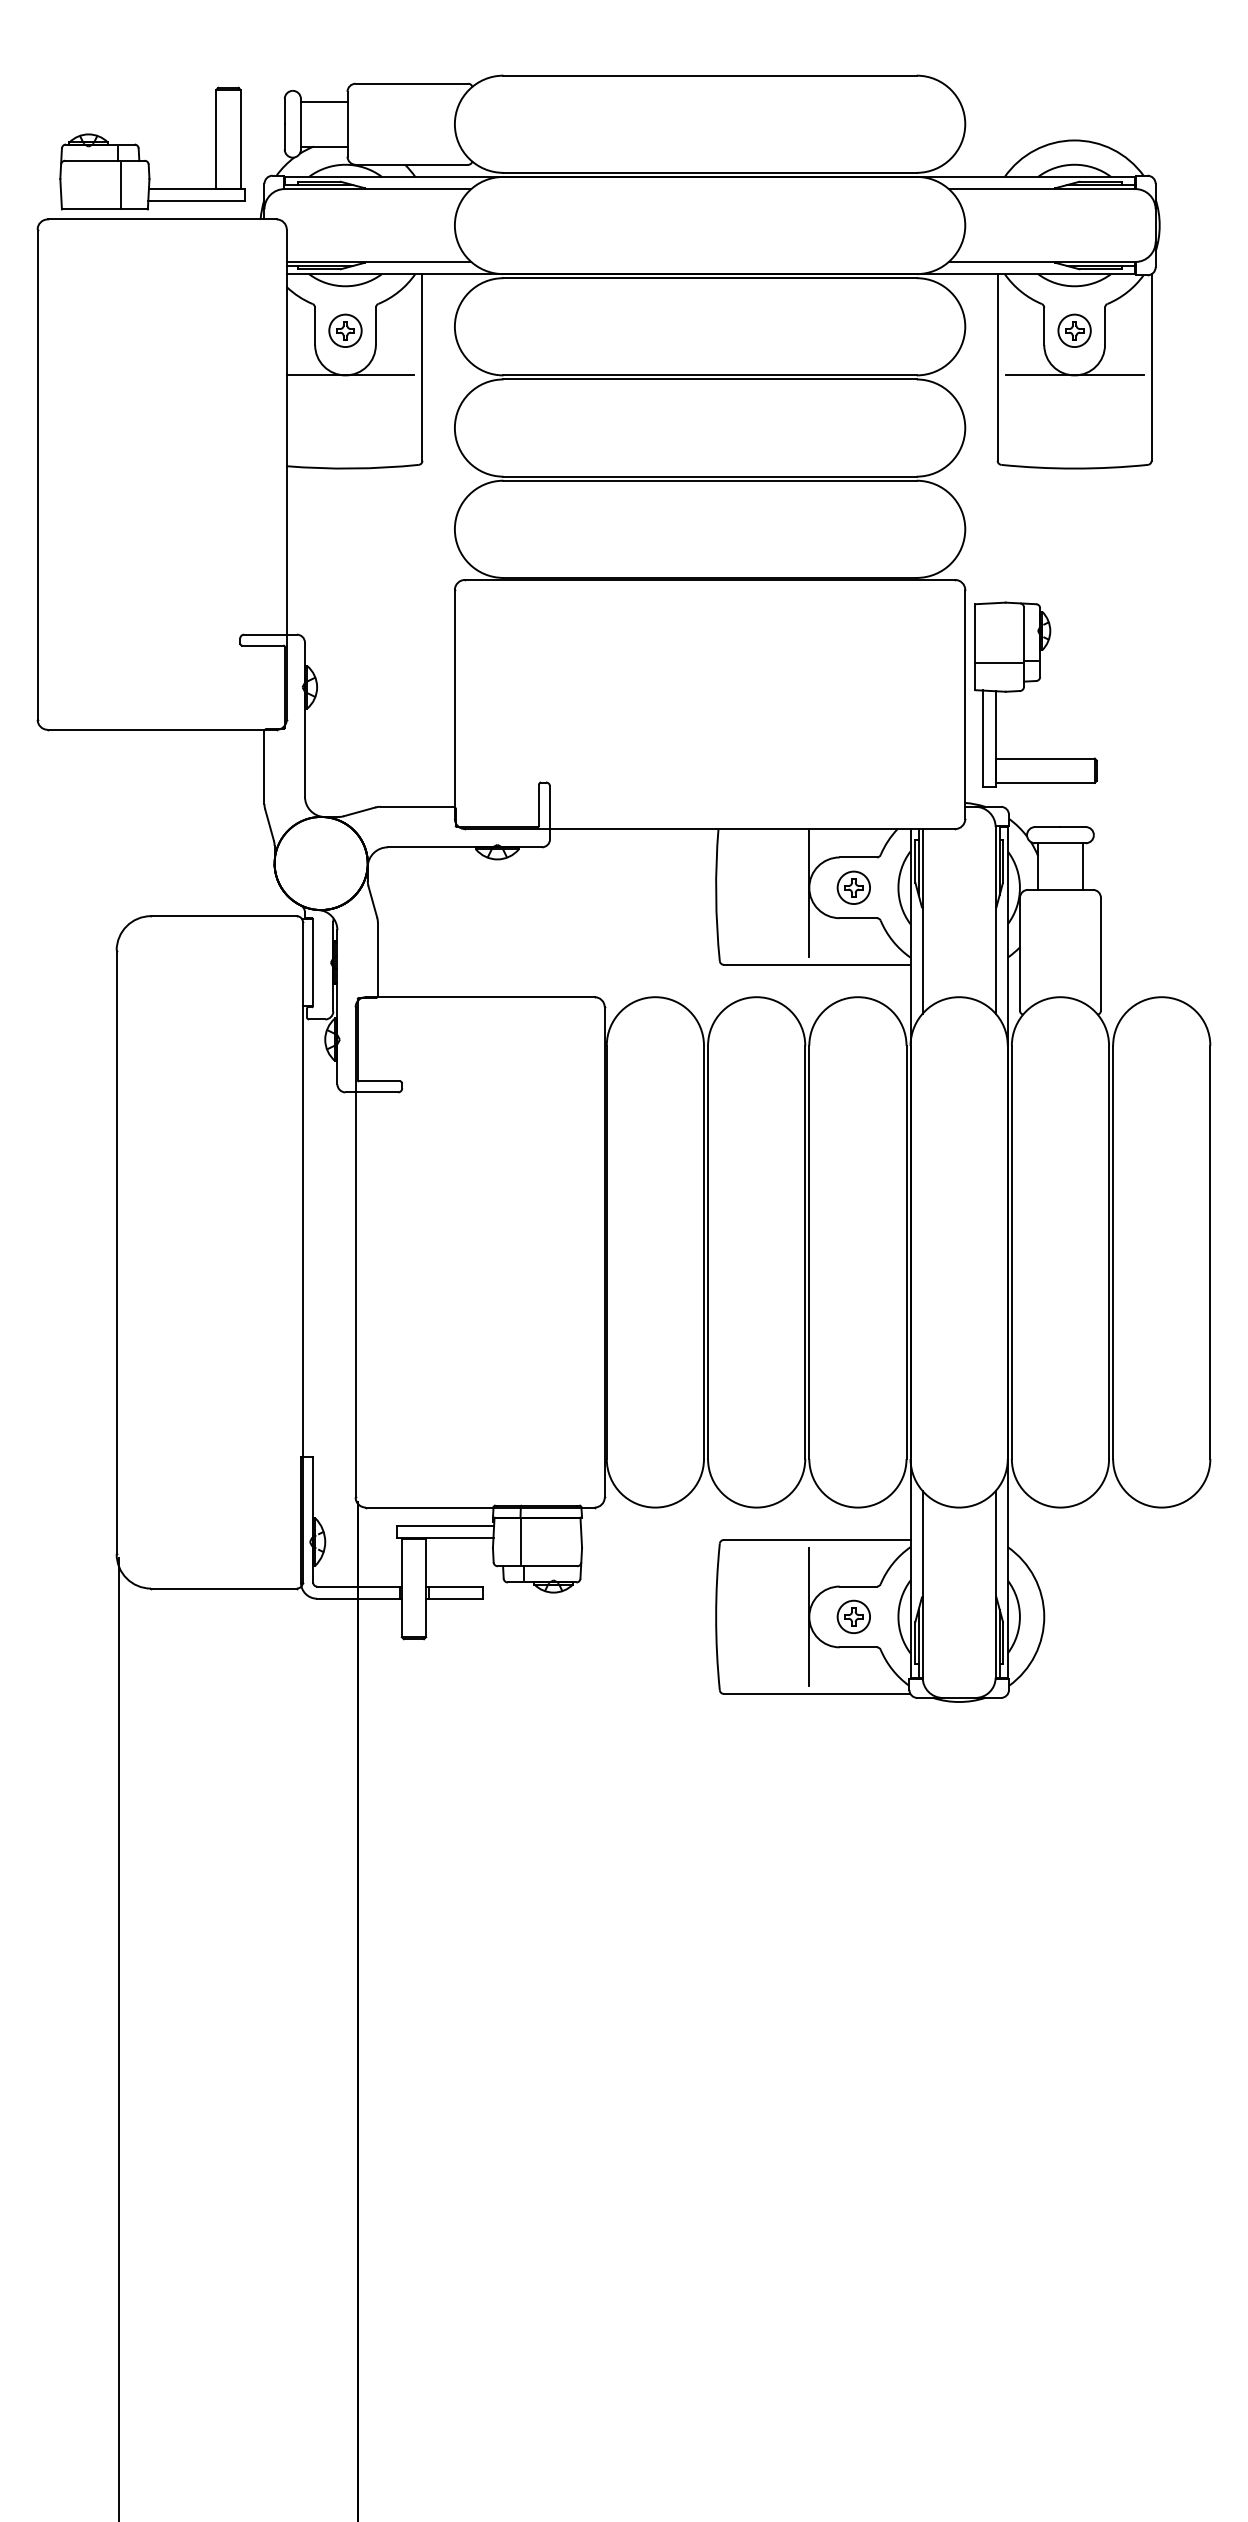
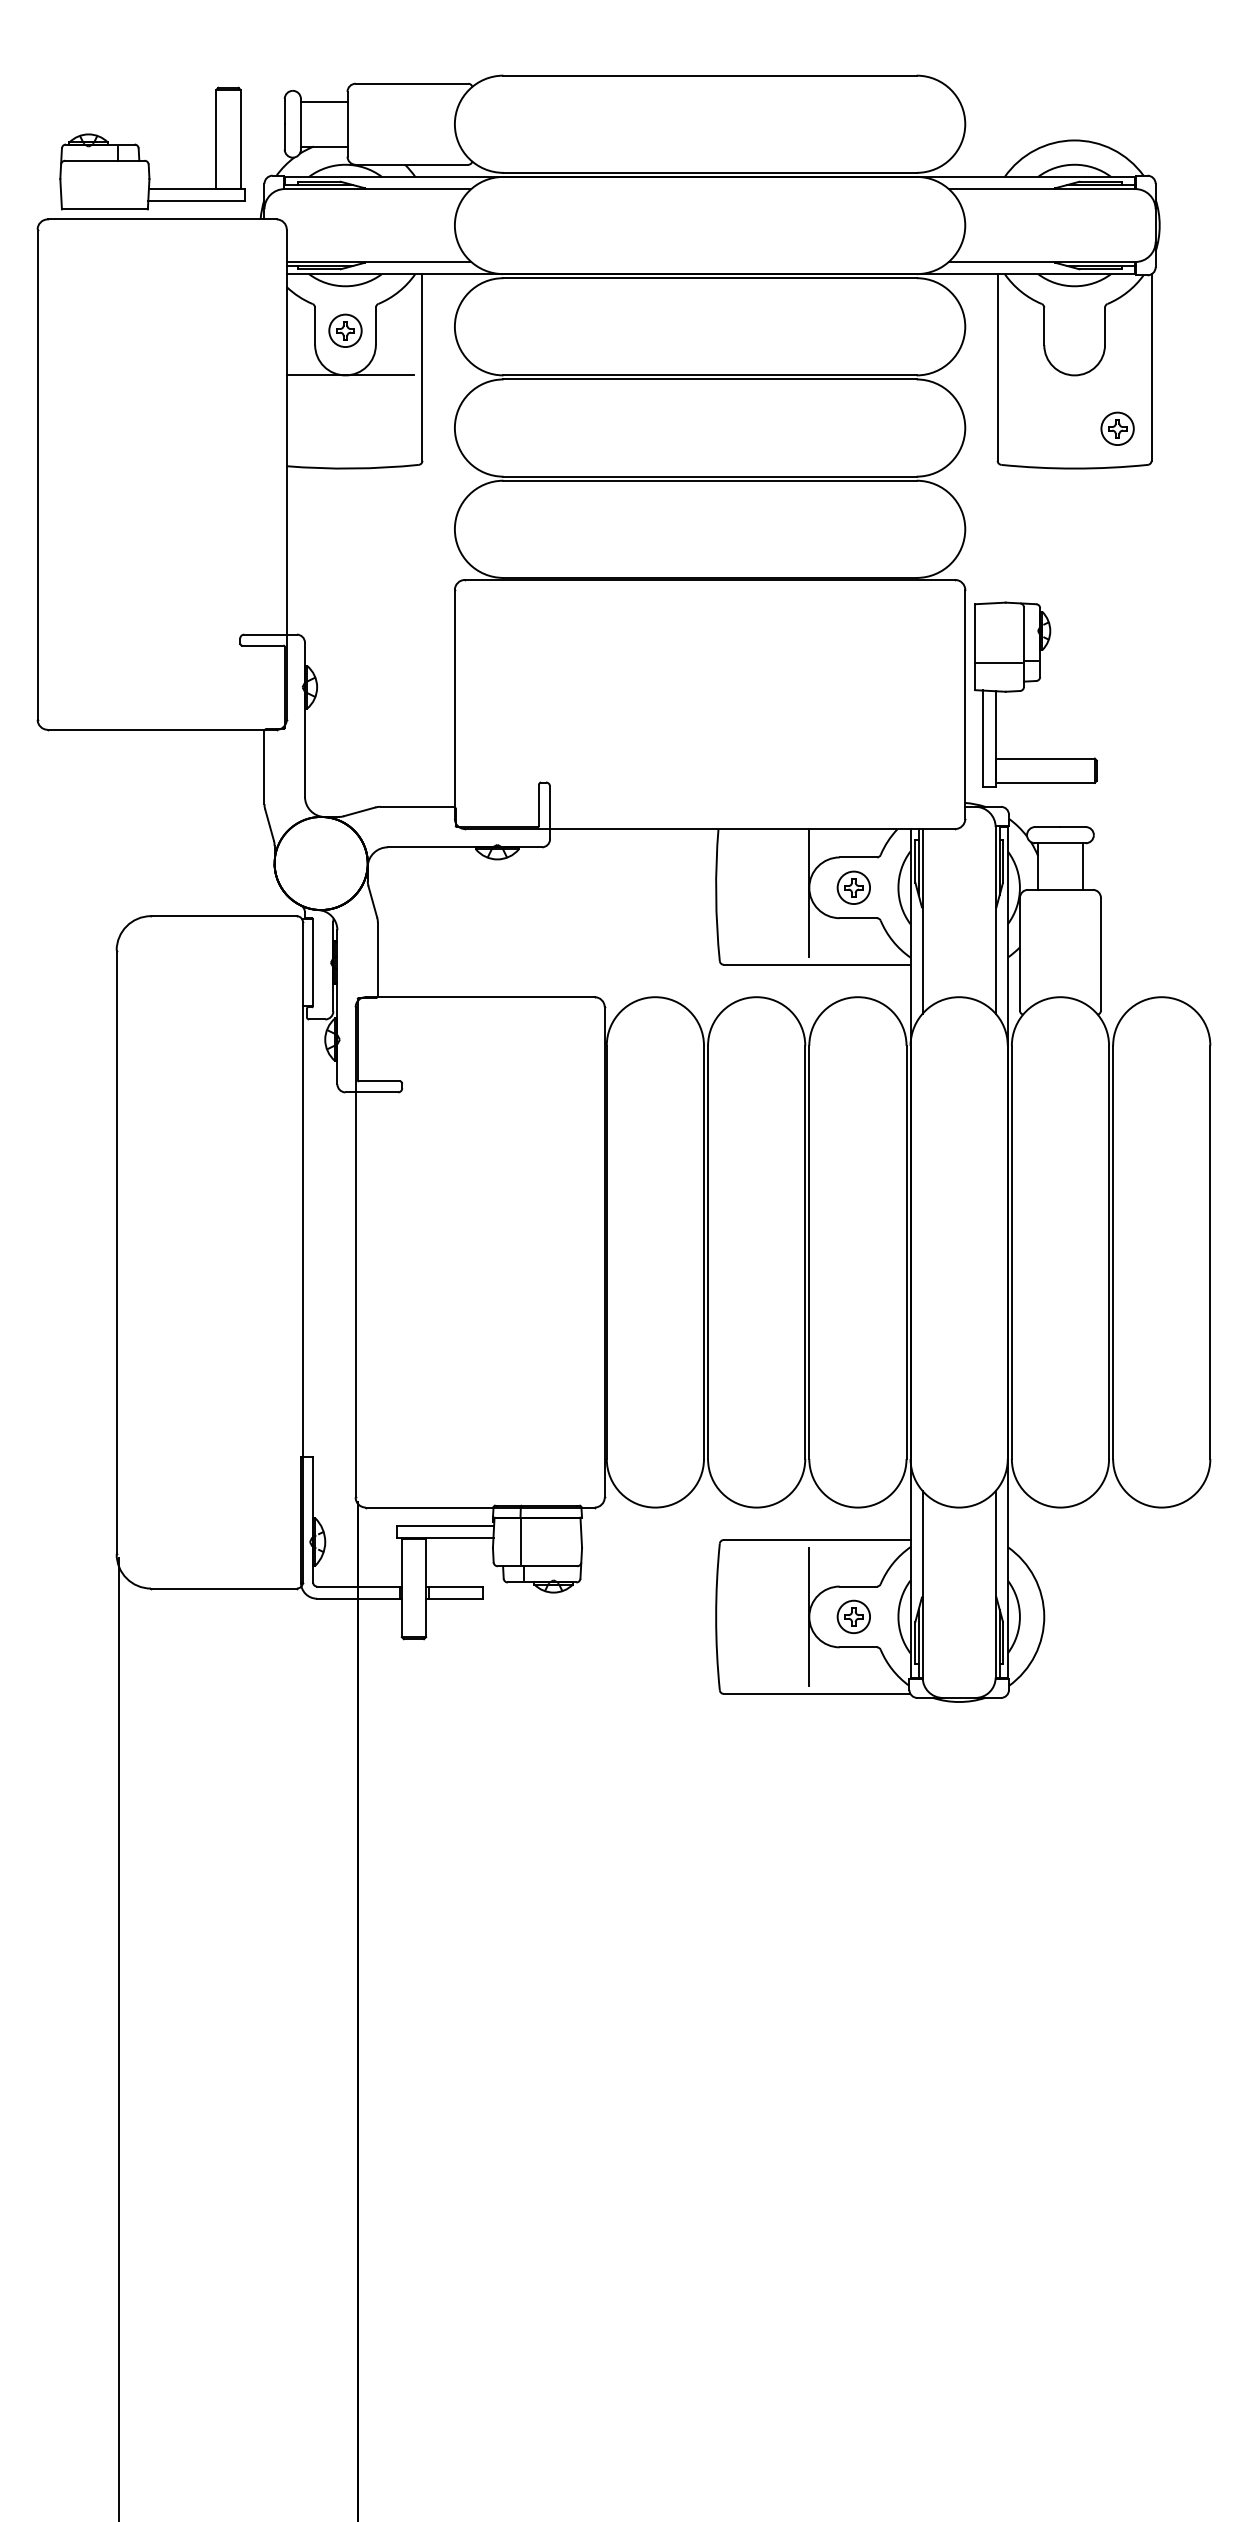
line: present -> none (121, 185)
part position: (1074, 330) -> (1117, 428) (1117, 428)
line: present -> none (1074, 375)
